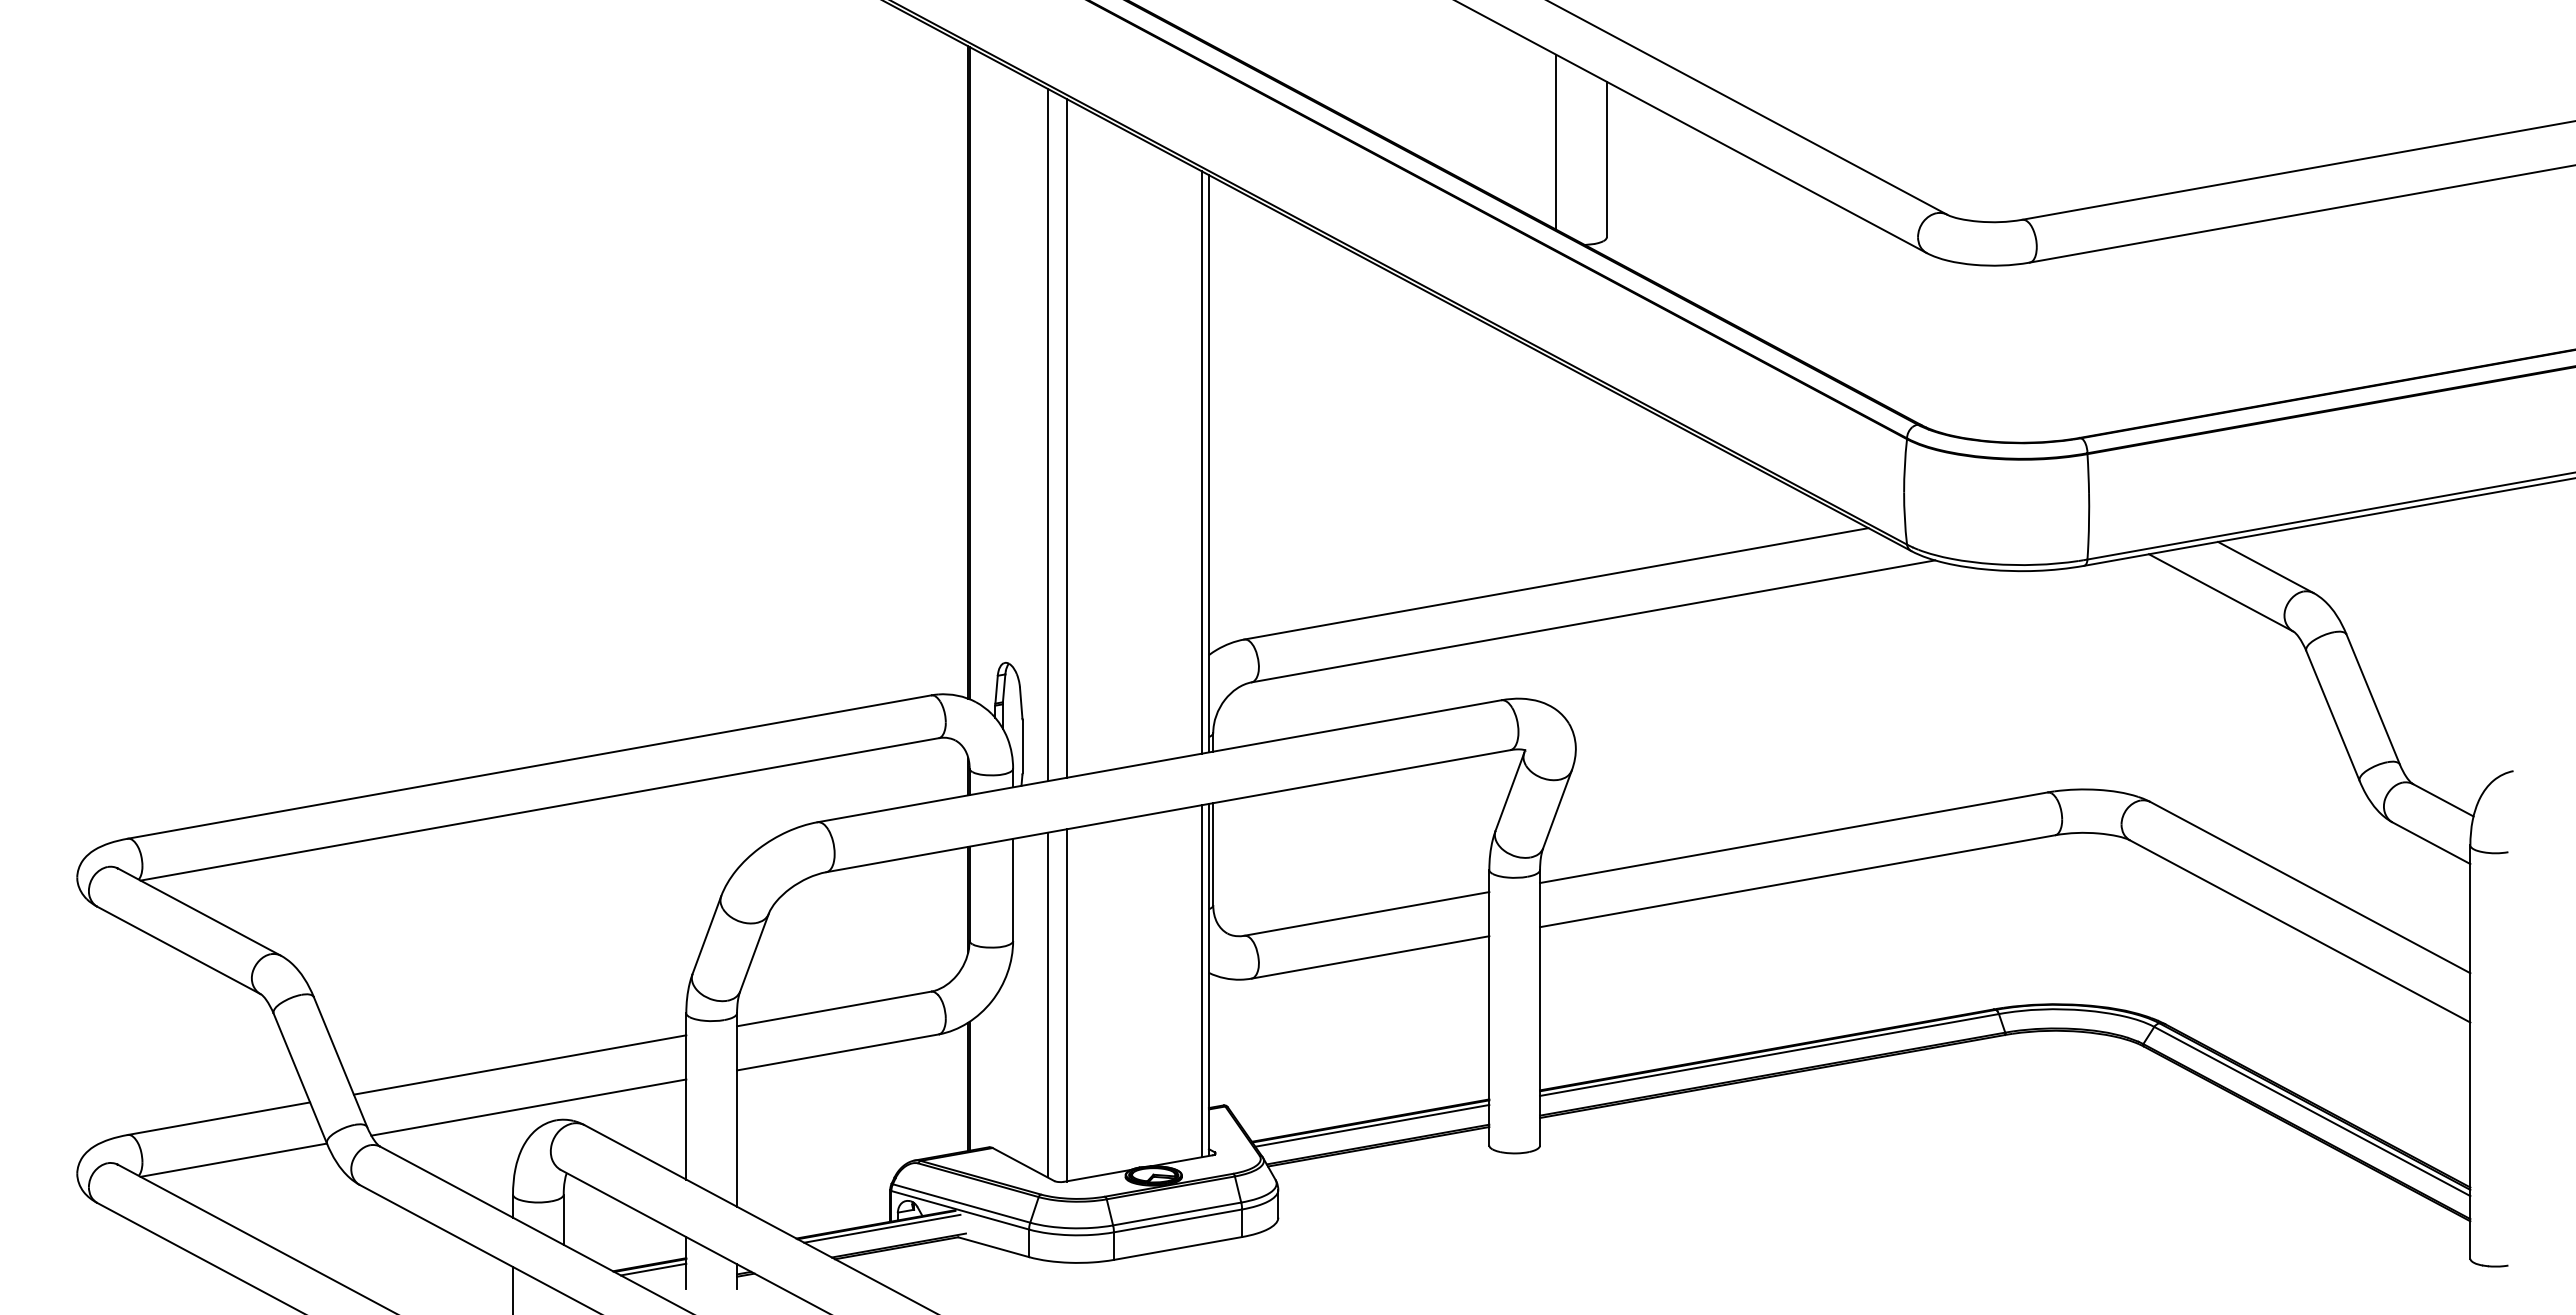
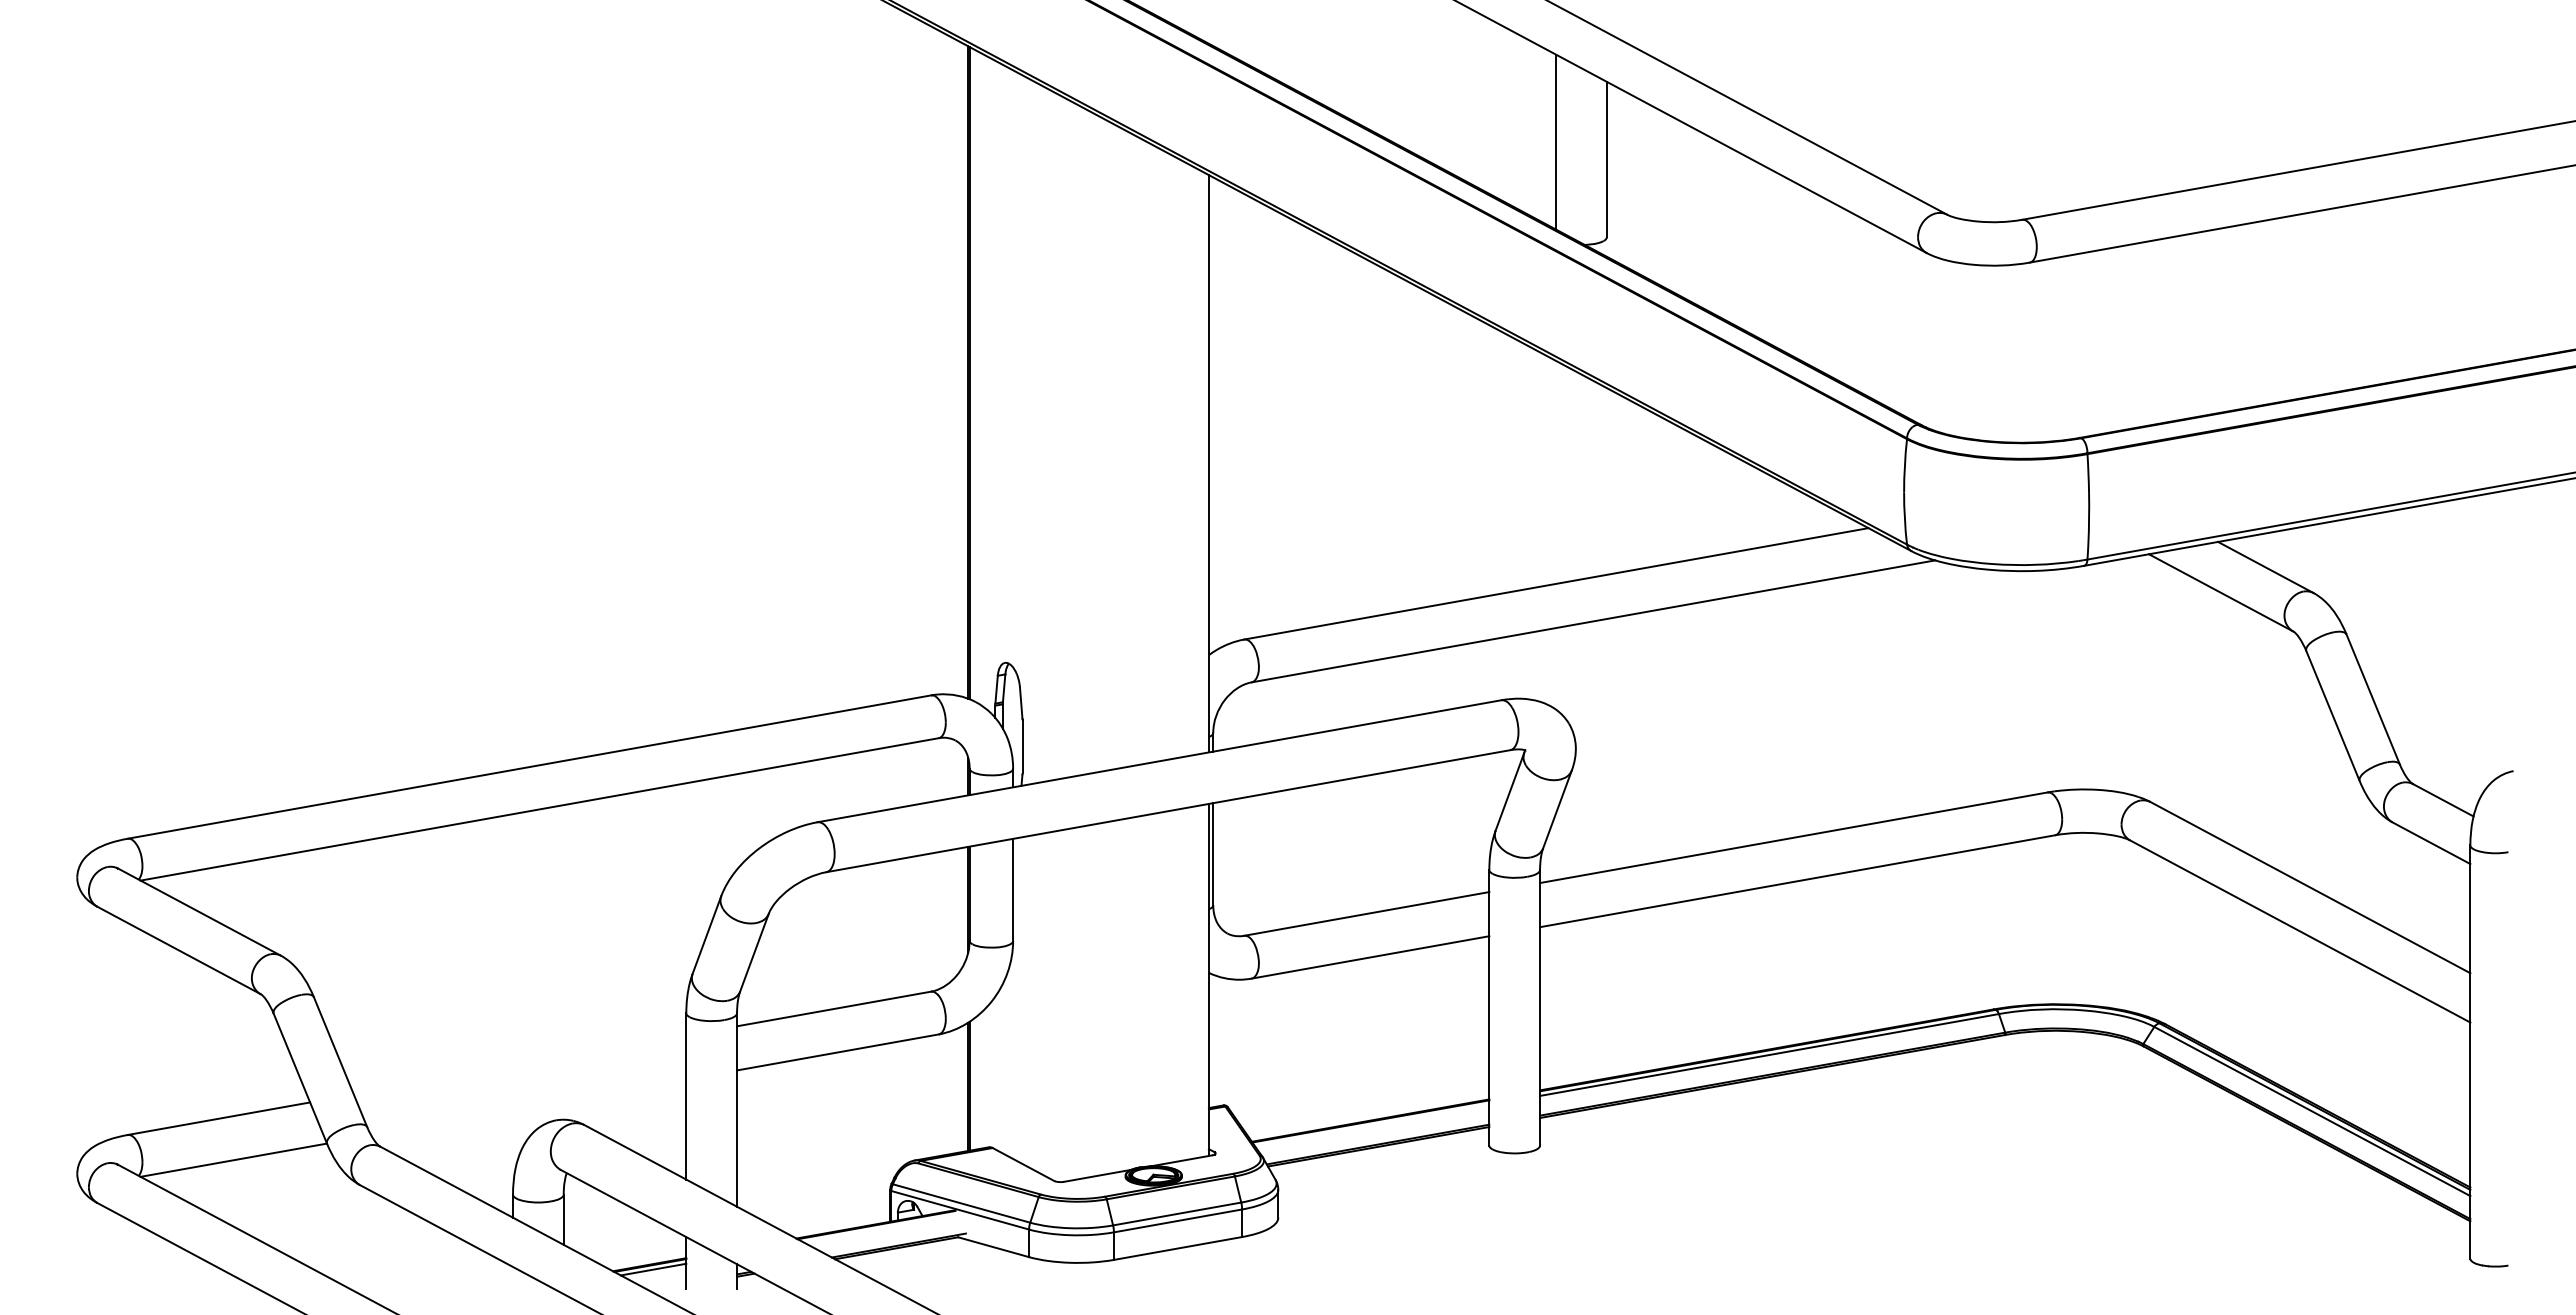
line: present -> none (1047, 434)
line: present -> none (1067, 438)
line: present -> none (1201, 462)
line: present -> none (1201, 981)
line: present -> none (1047, 1004)
line: present -> none (1067, 1005)
line: present -> none (519, 1064)
line: present -> none (528, 1107)
line: present -> none (1372, 1125)
line: present -> none (882, 1228)
line: present -> none (513, 1289)
